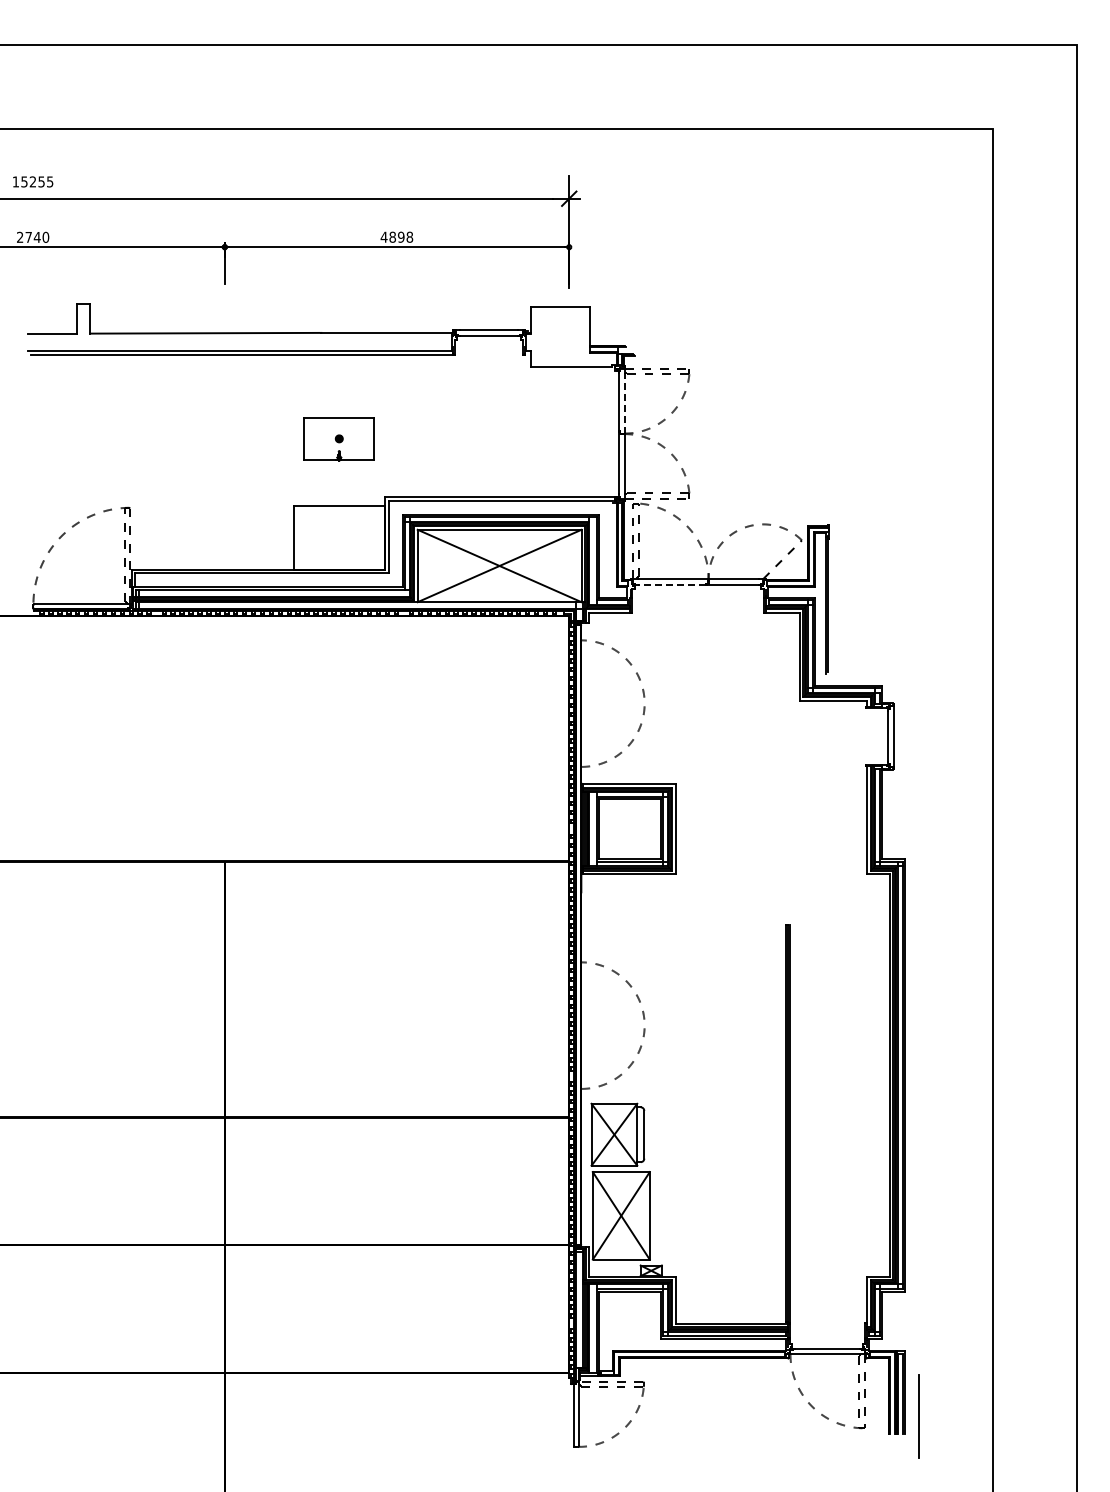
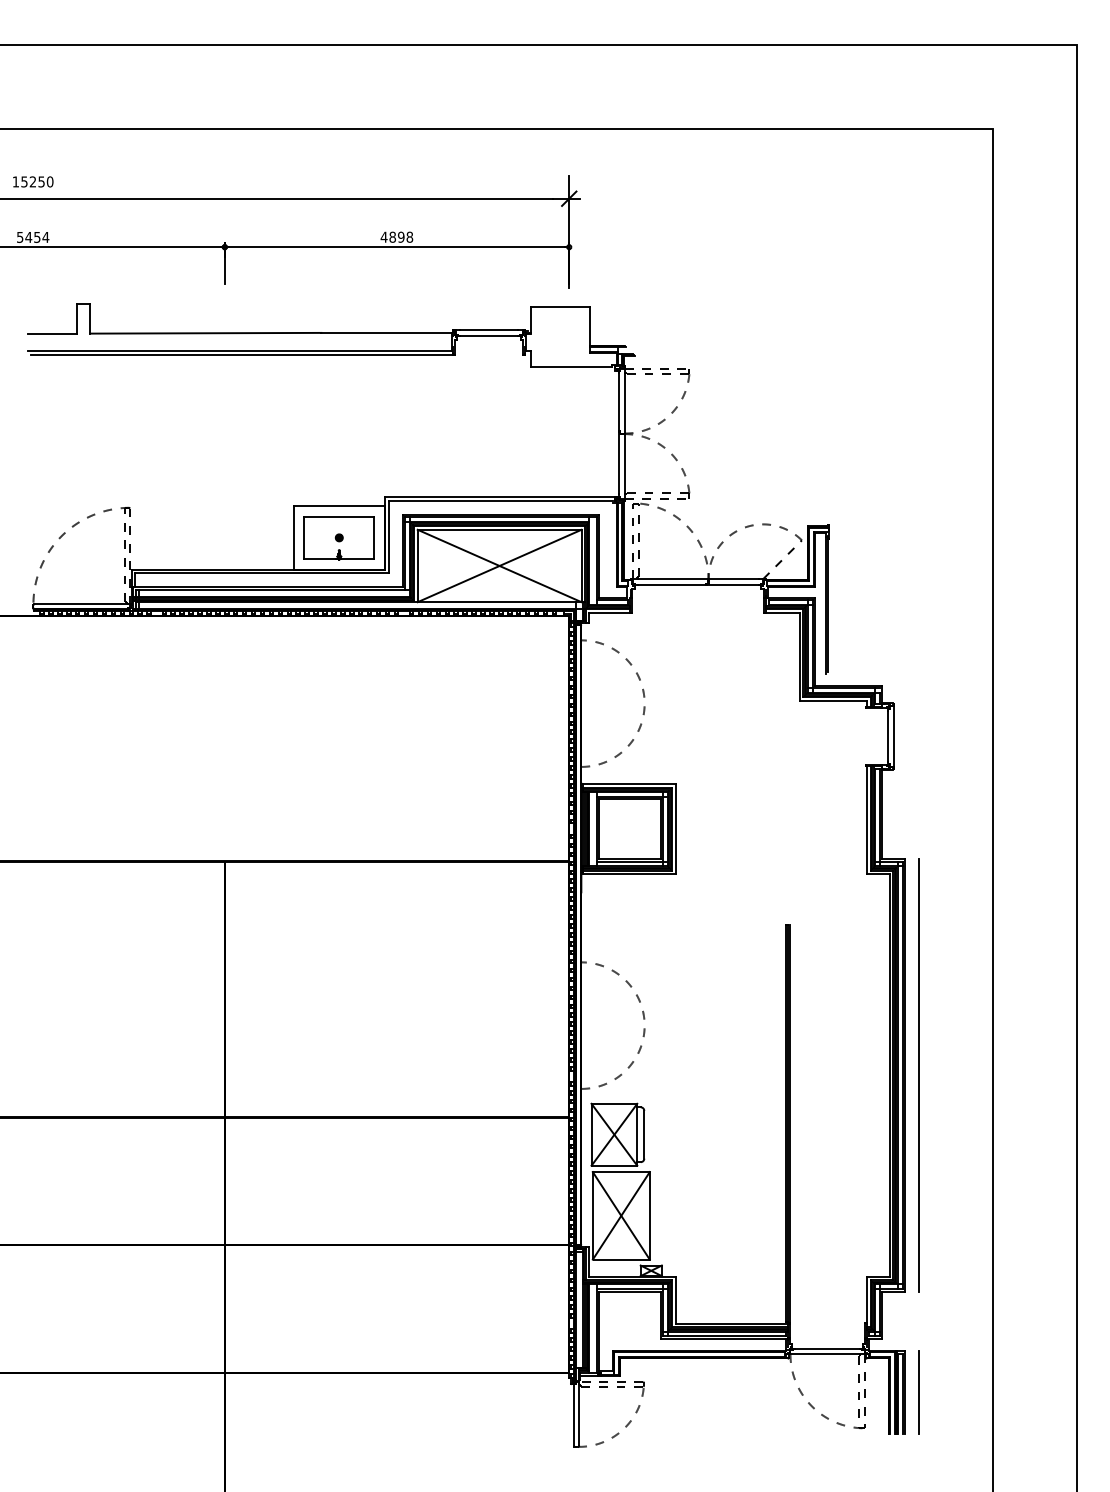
text: 15255 -> 15250 (49, 181)
text: 2740 -> 5454 (33, 236)
line: dashed -> solid (624, 403)
part position: (338, 439) -> (338, 538) (338, 538)
line: dashed -> solid (671, 584)
line: none -> present (919, 1075)
line position: (918, 1416) -> (918, 1392) (918, 1392)
